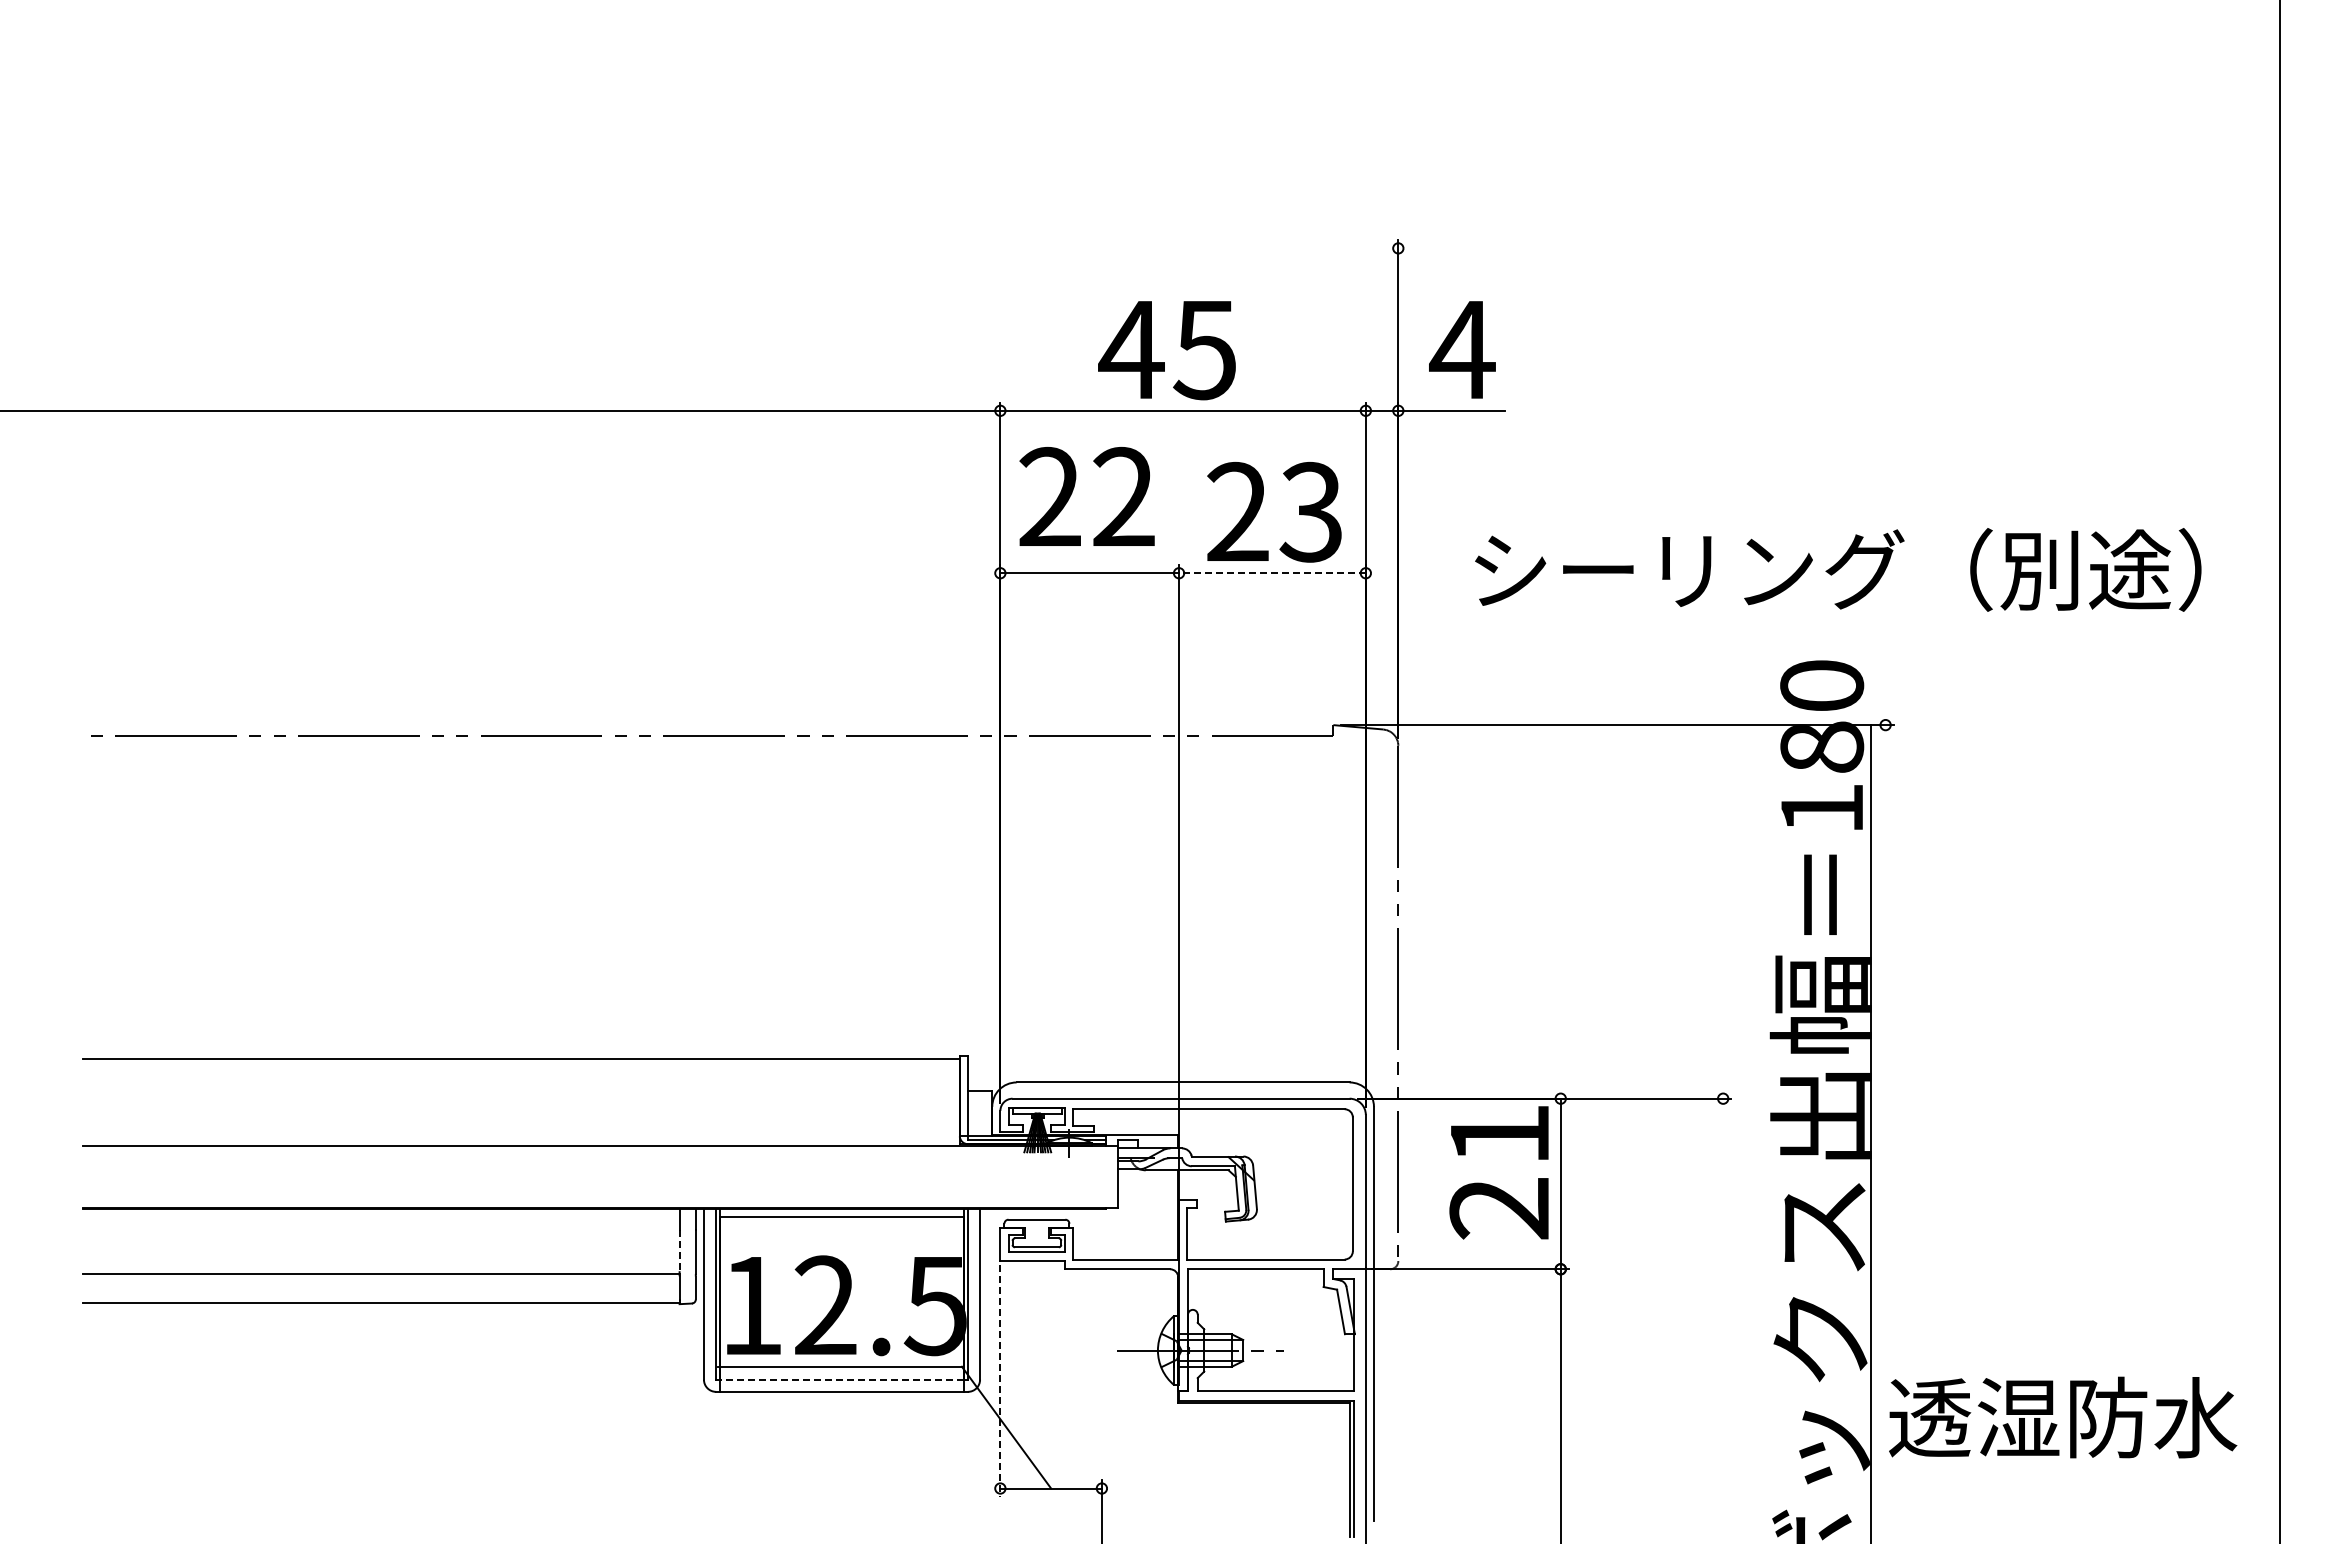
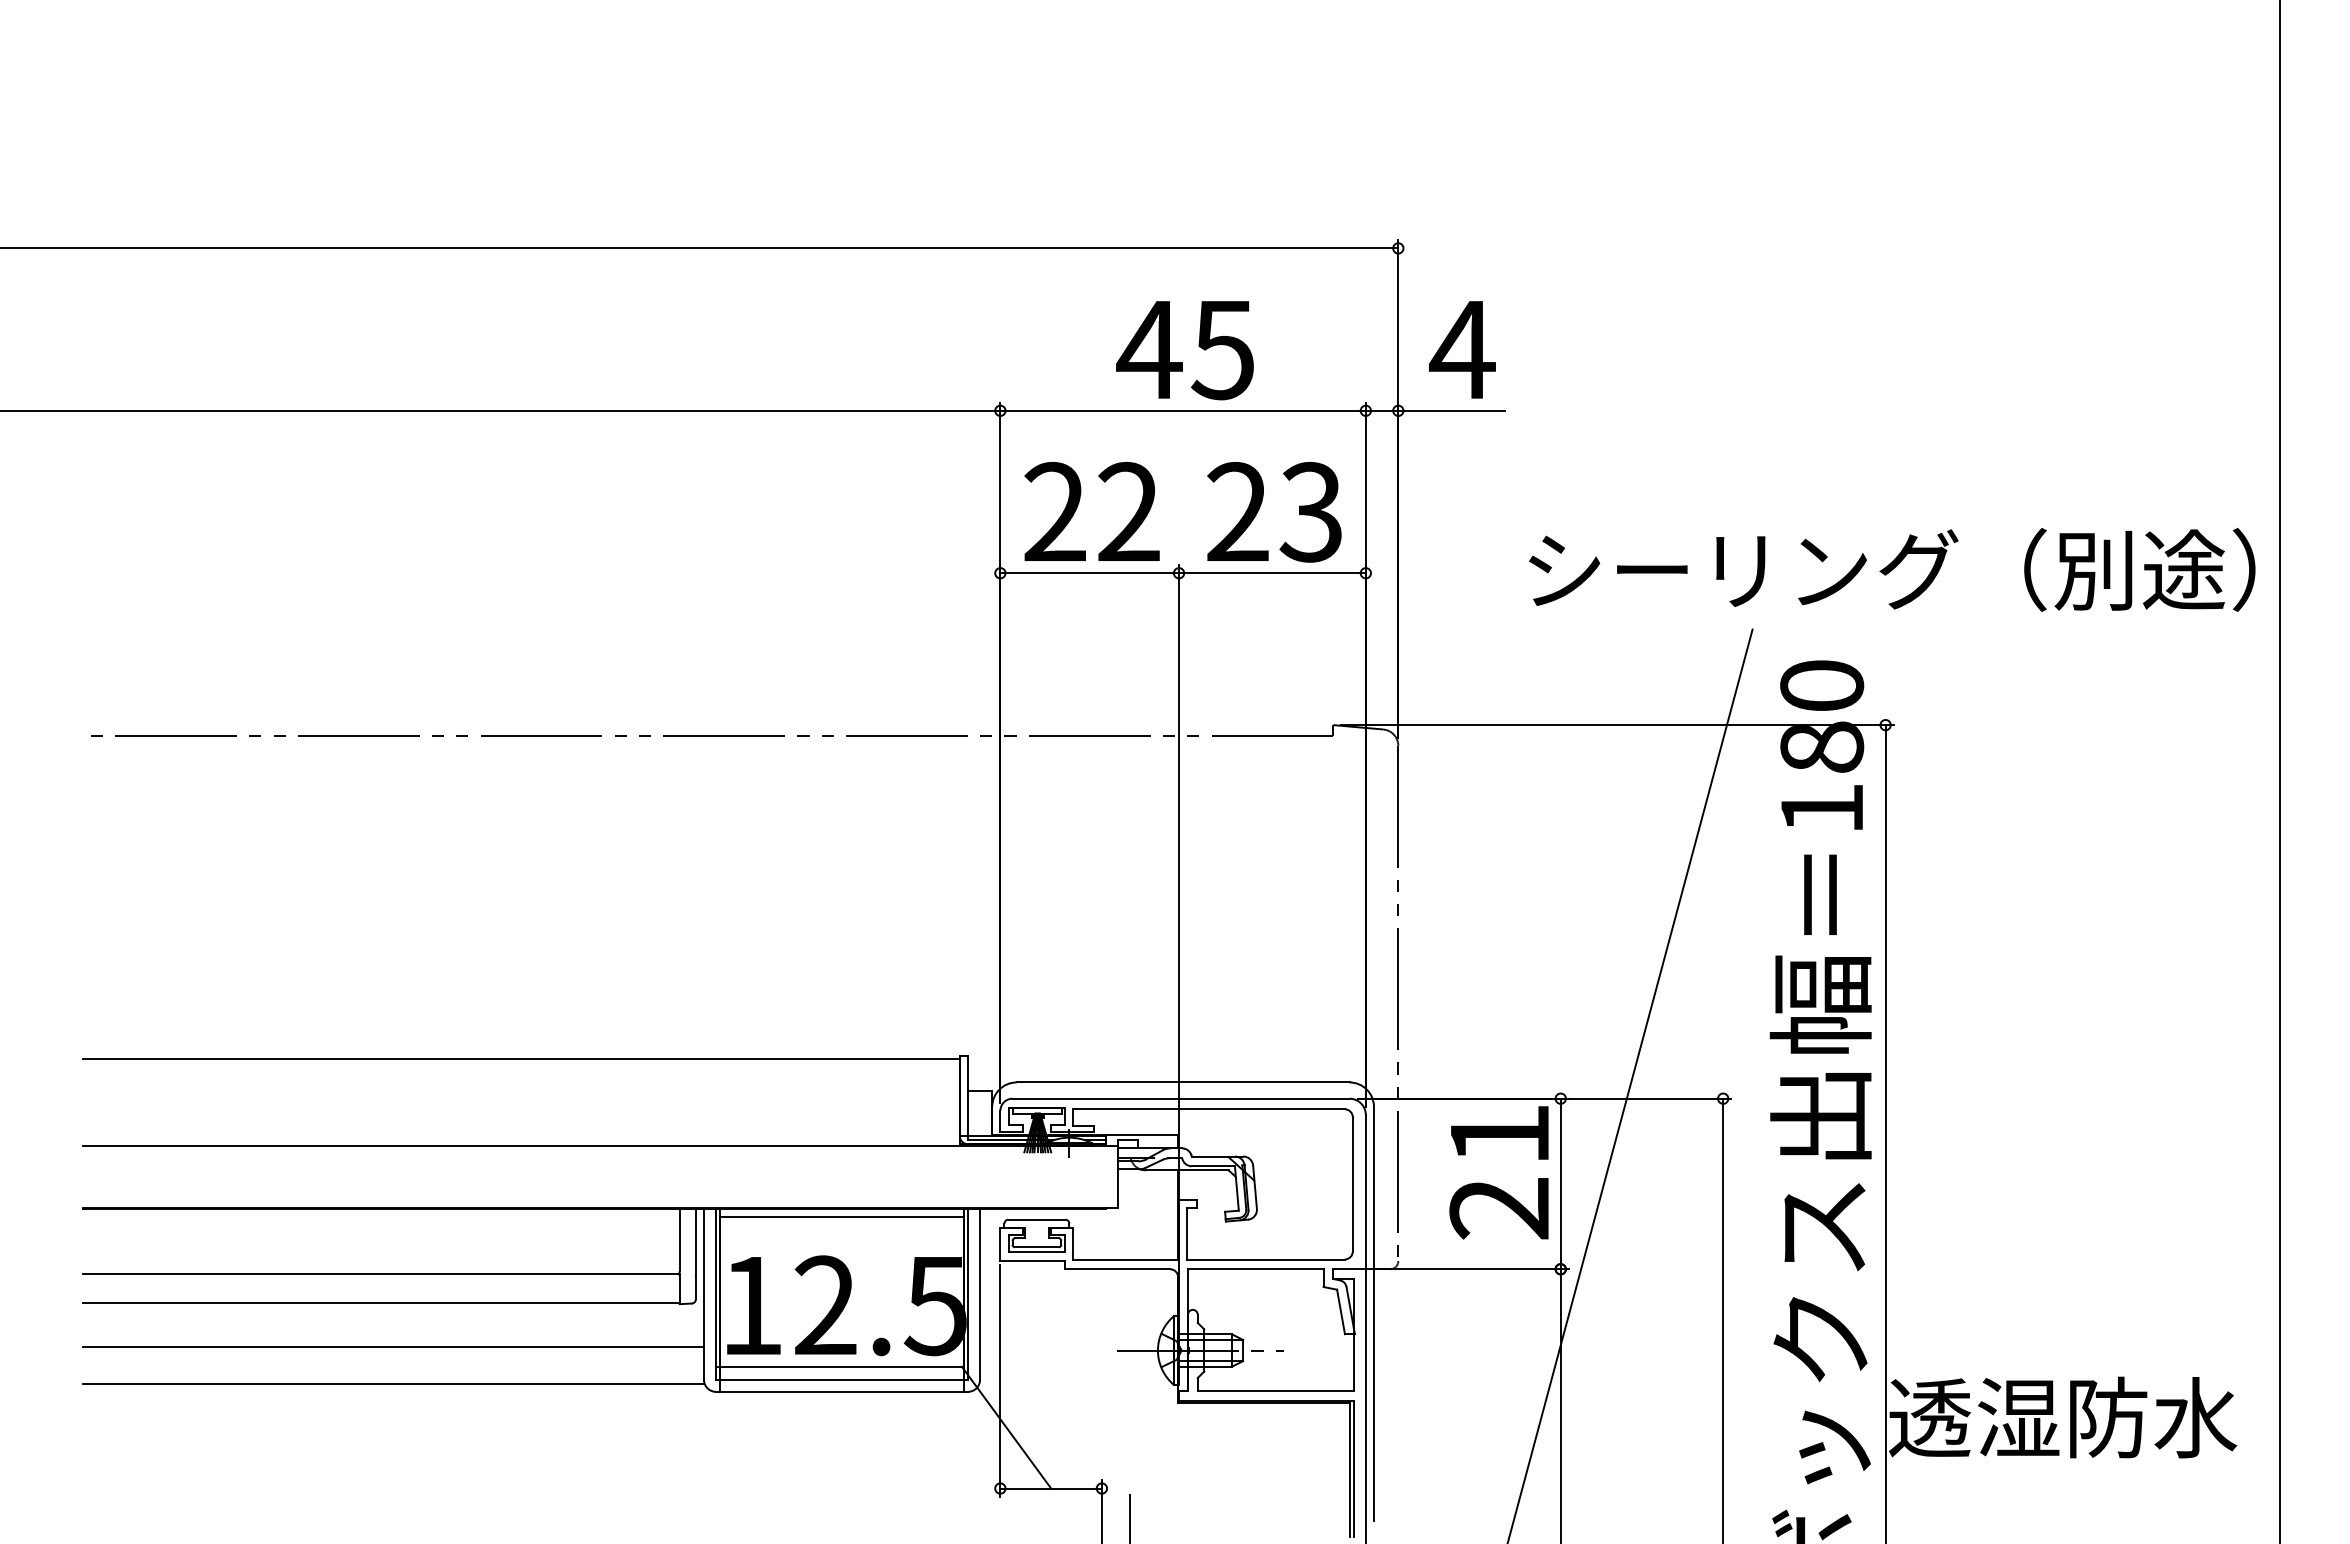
line: none -> present (700, 248)
text position: (1166, 350) -> (1184, 350) (1184, 350)
text position: (1086, 496) -> (1091, 511) (1091, 511)
text position: (1838, 569) -> (1892, 569) (1892, 569)
line: dashed -> solid (1271, 573)
line: none -> present (1630, 1084)
line position: (1870, 1132) -> (1885, 1132) (1885, 1132)
line: dashed -> solid (679, 1251)
line: none -> present (1723, 1319)
line: none -> present (392, 1347)
line: dashed -> solid (842, 1379)
line: dashed -> solid (1000, 1380)
line: none -> present (392, 1383)
line: none -> present (1130, 1517)
